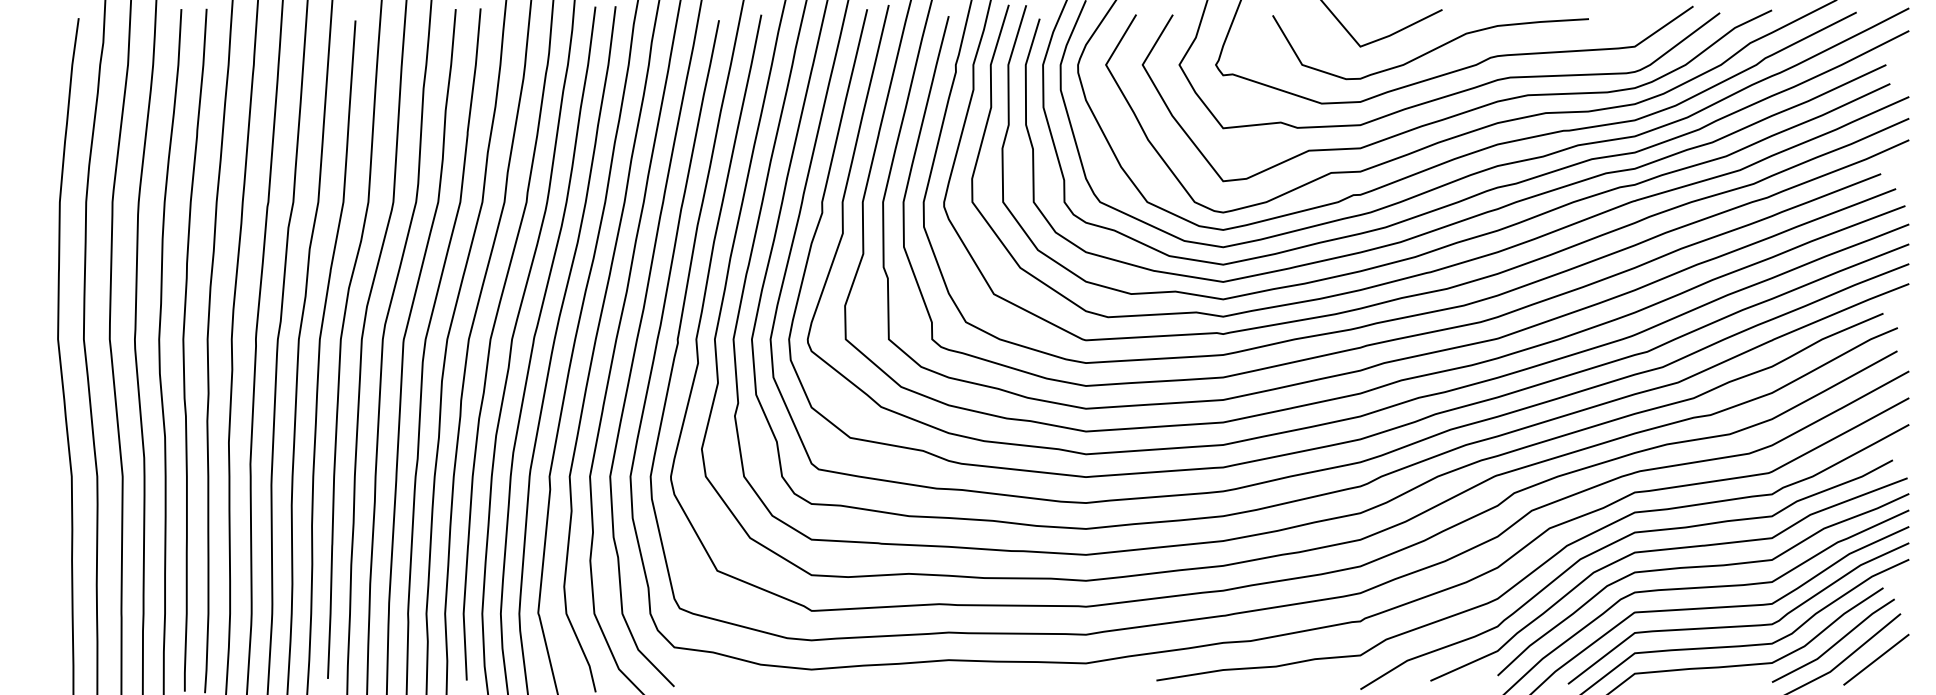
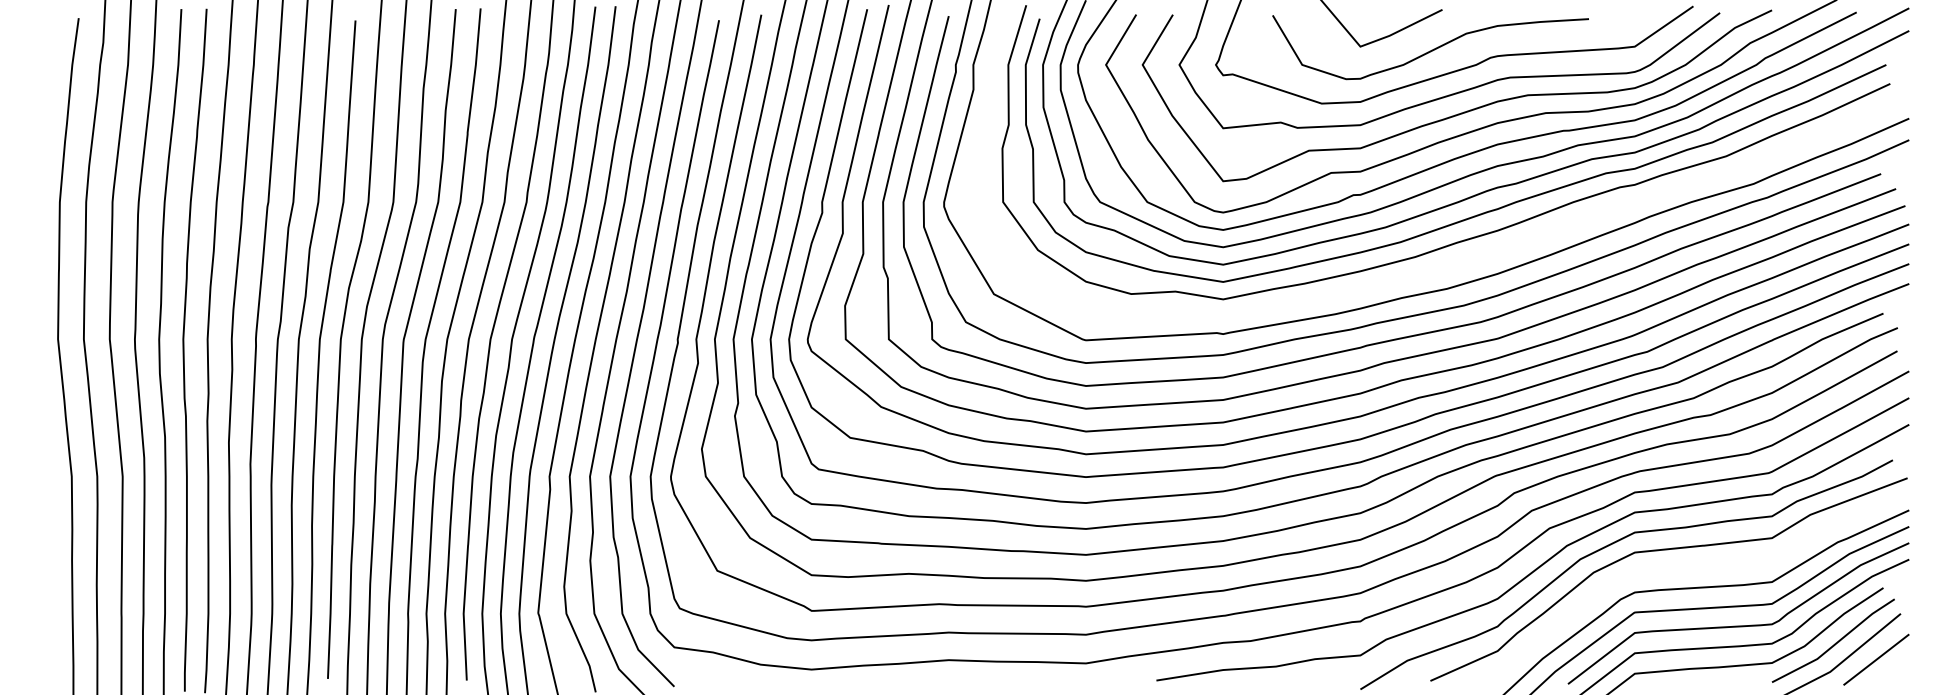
curve: present -> none (1465, 260)
curve: present -> none (1703, 567)
